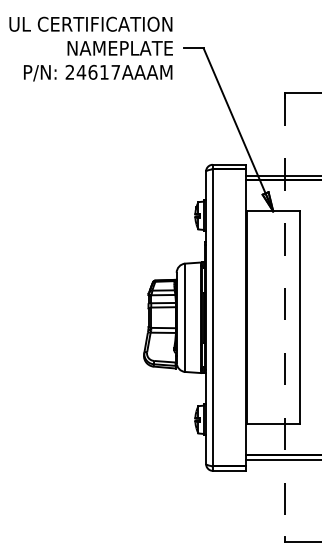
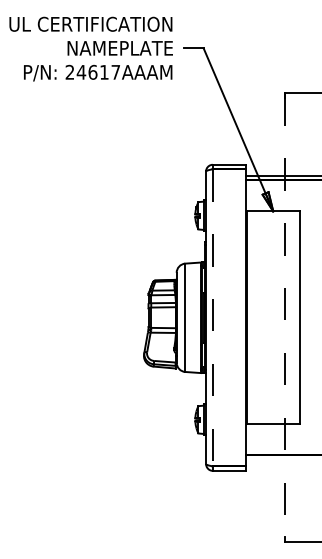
line: solid -> dashed (212, 317)
line: present -> none (282, 459)
